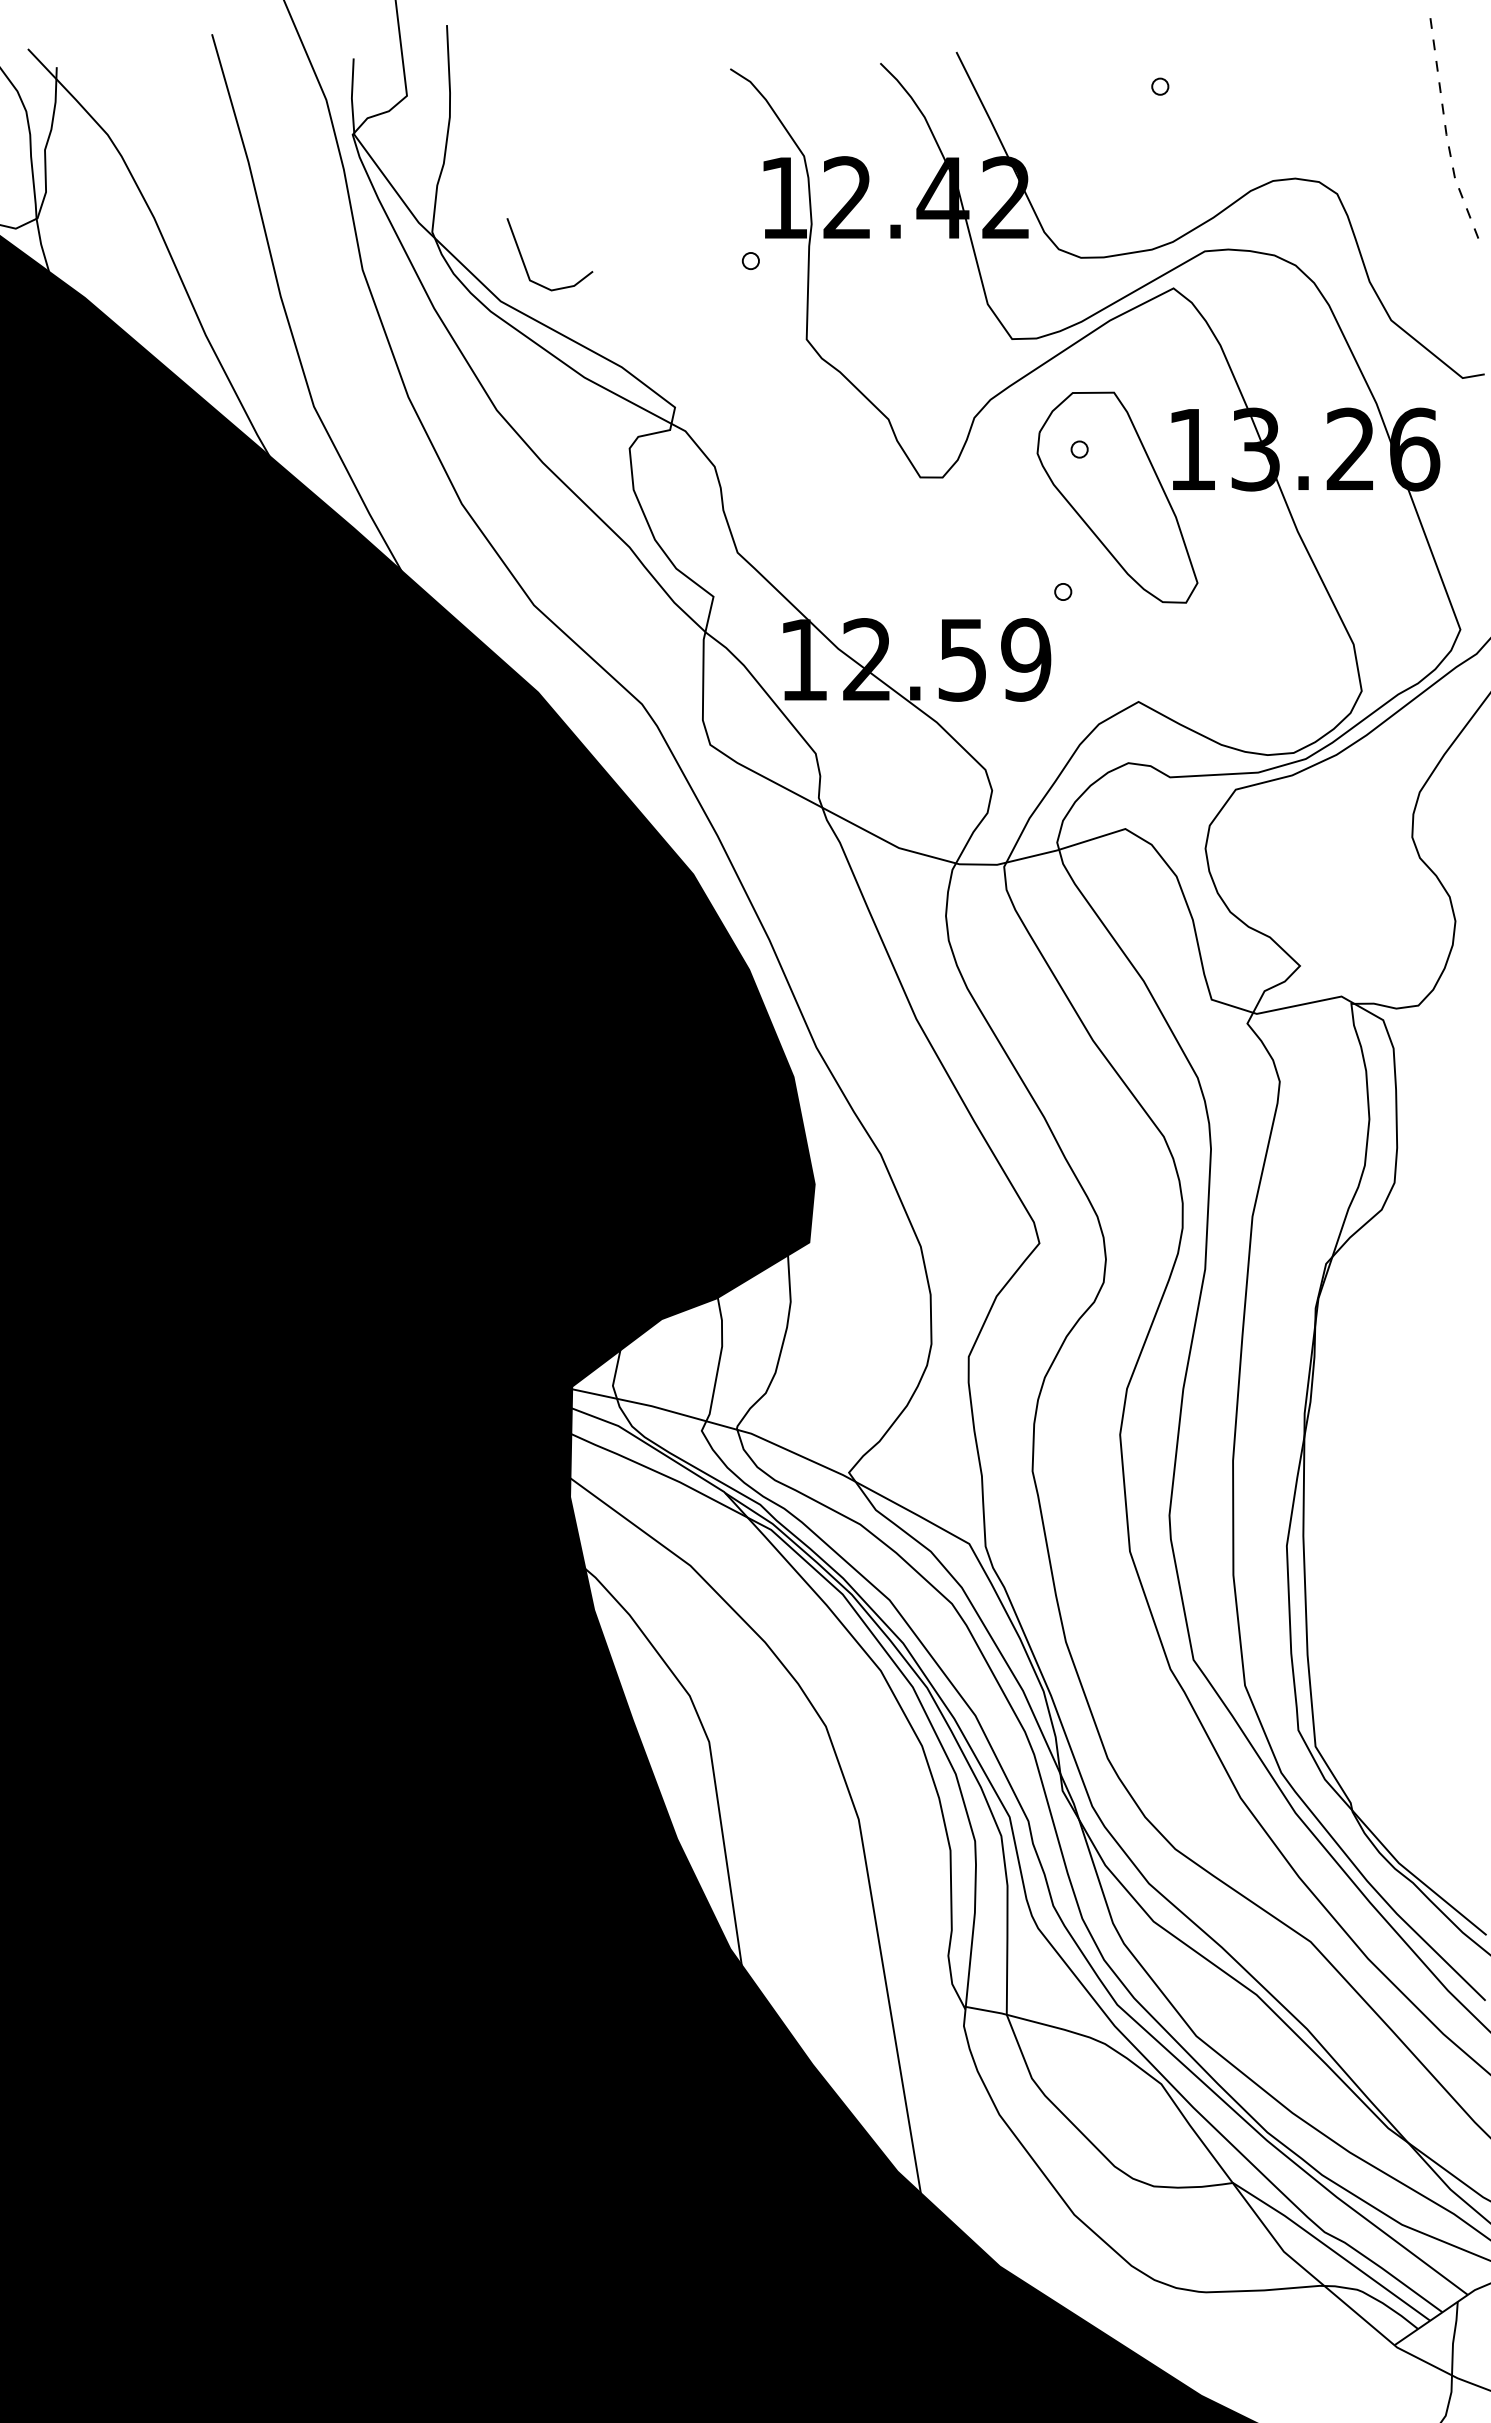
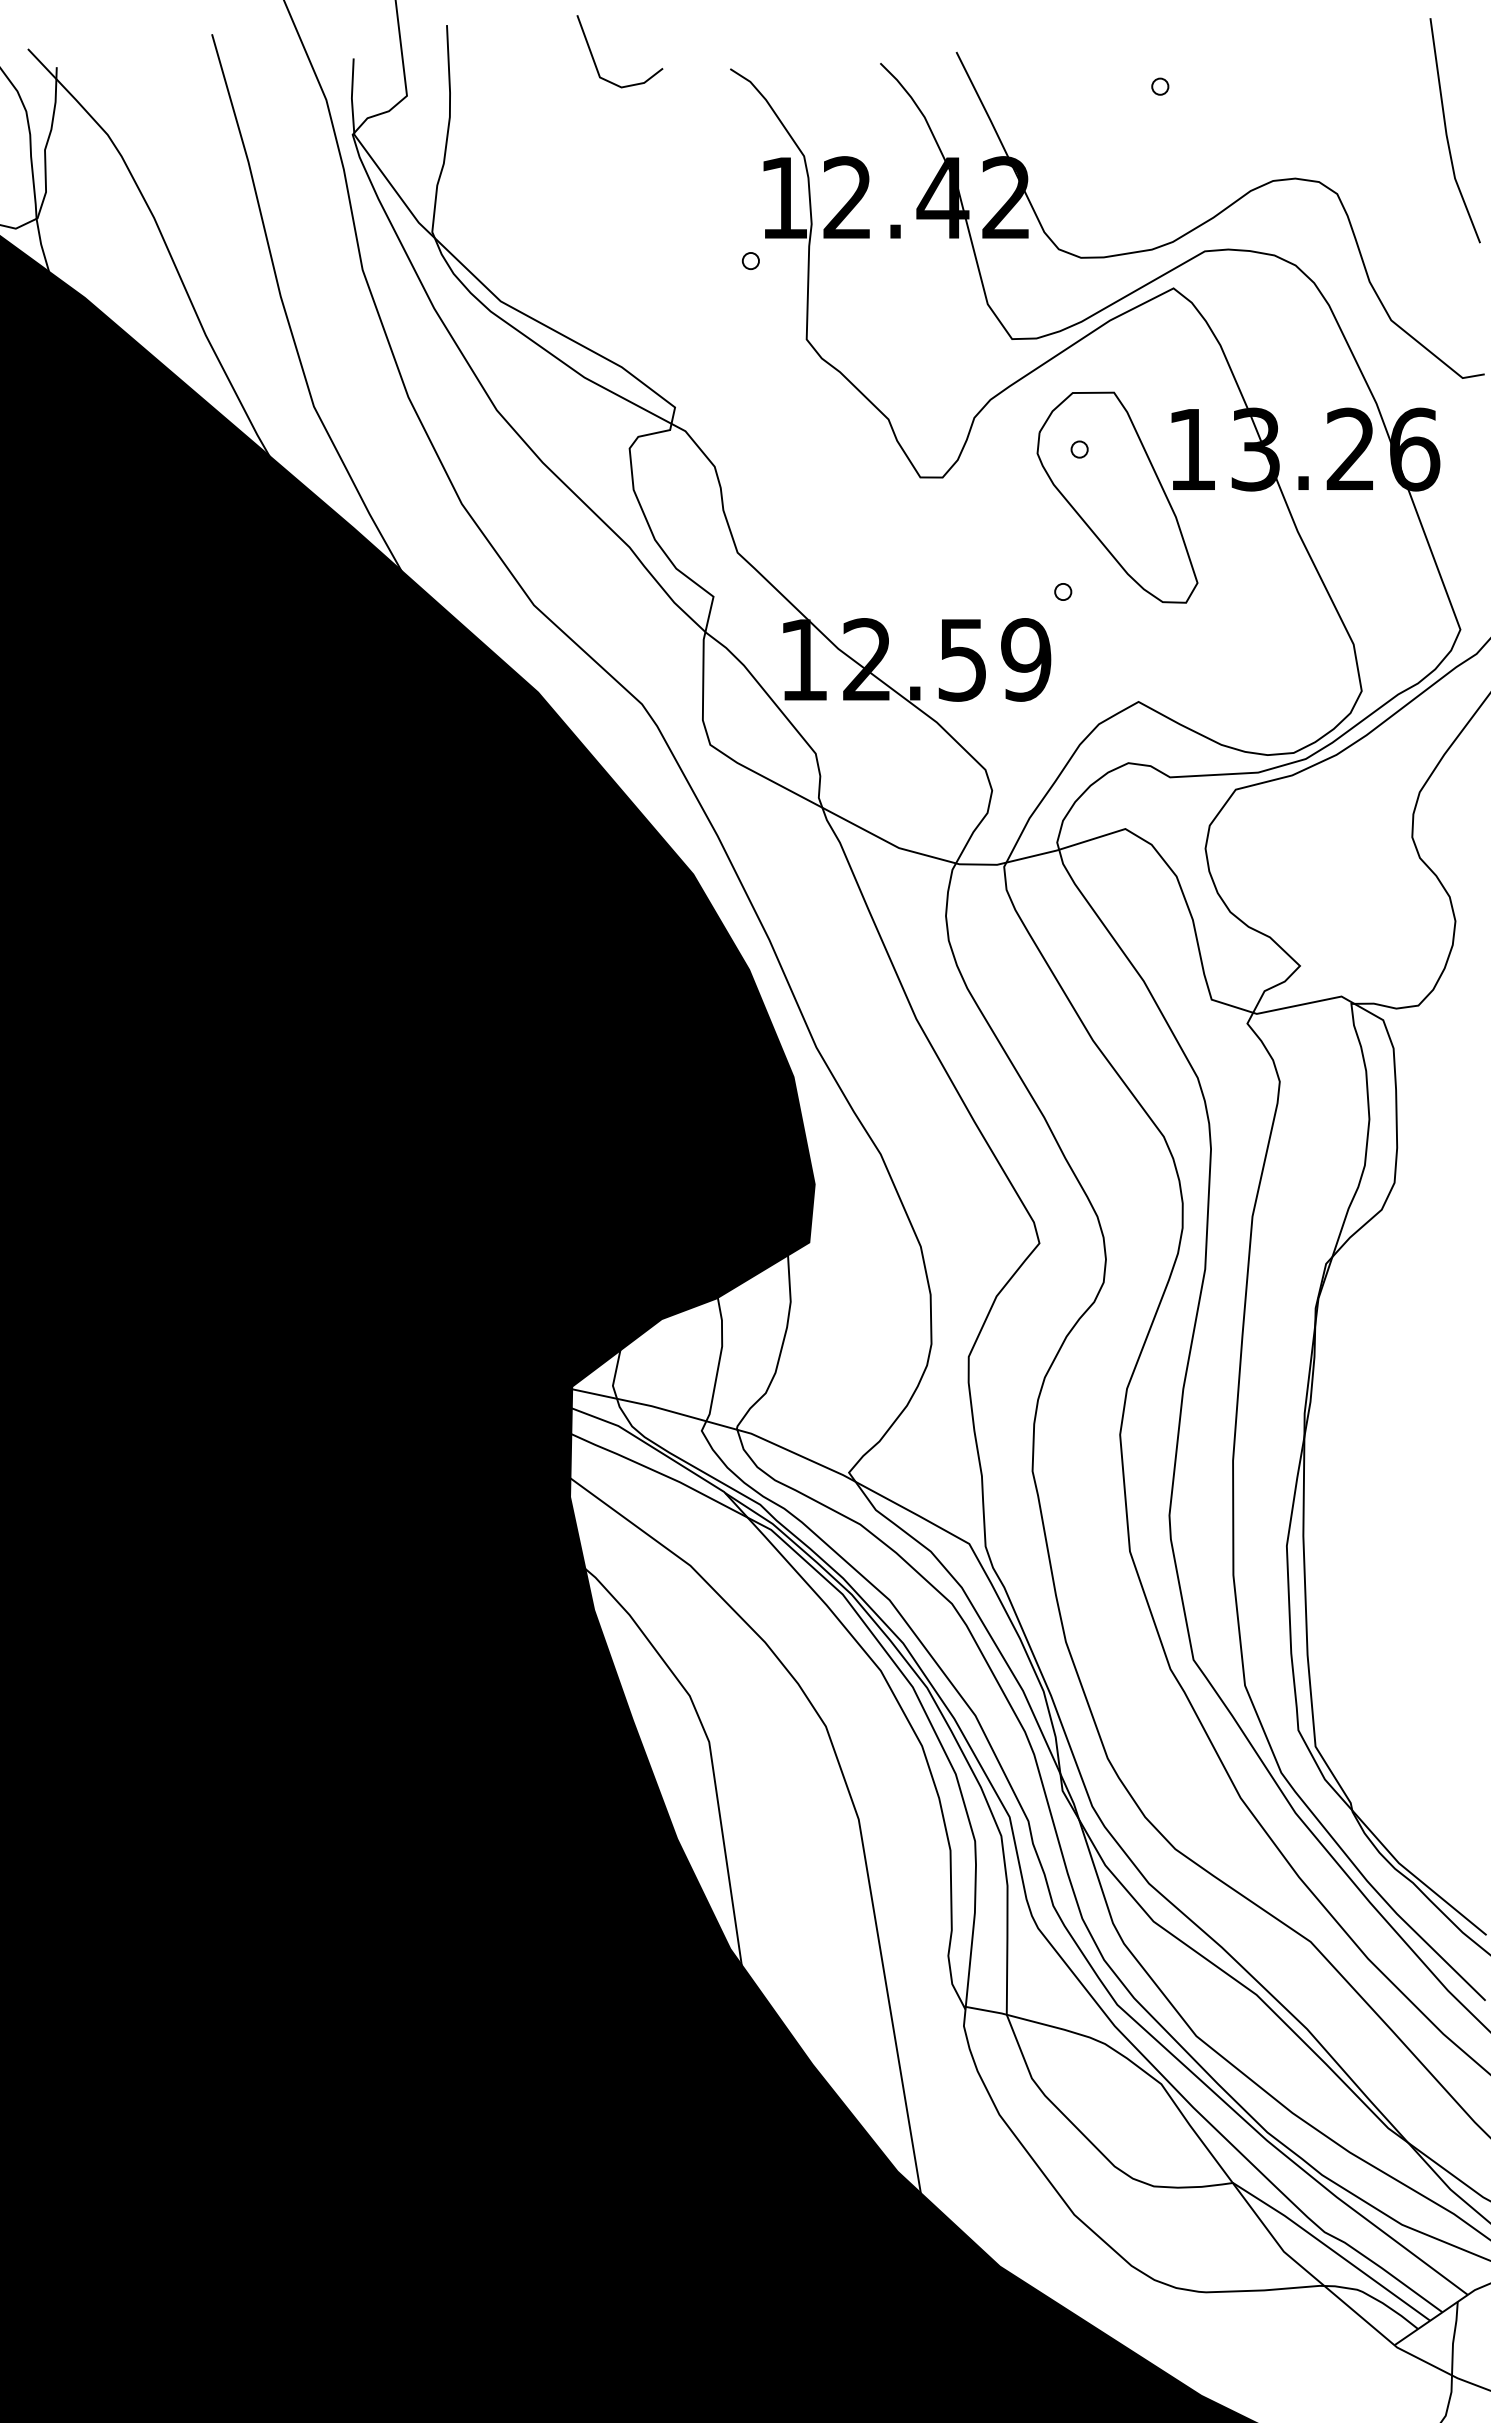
line: dashed -> solid (1446, 134)
line position: (525, 264) -> (595, 61) (595, 61)
